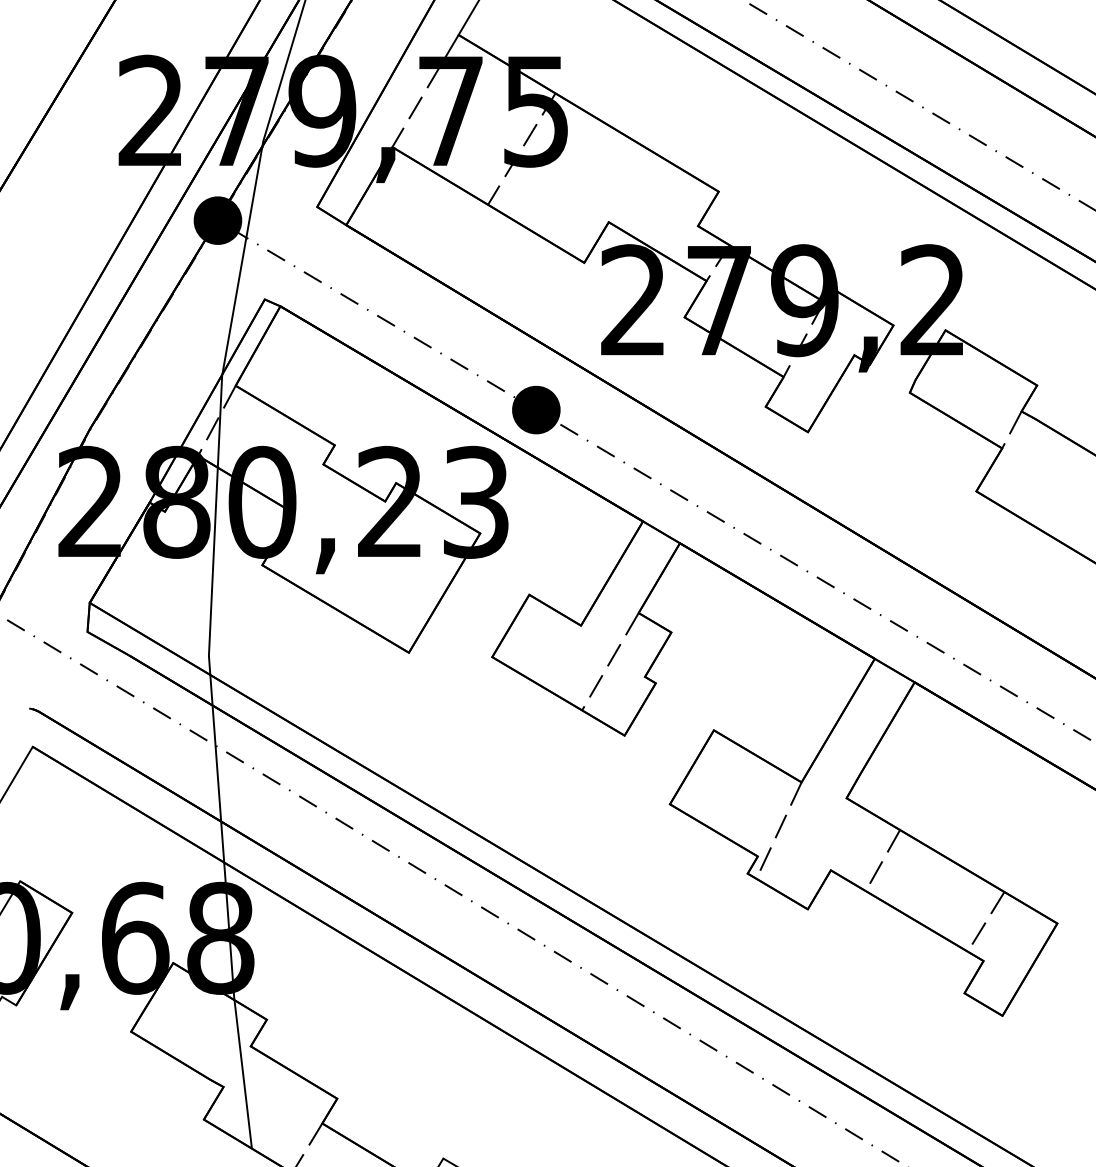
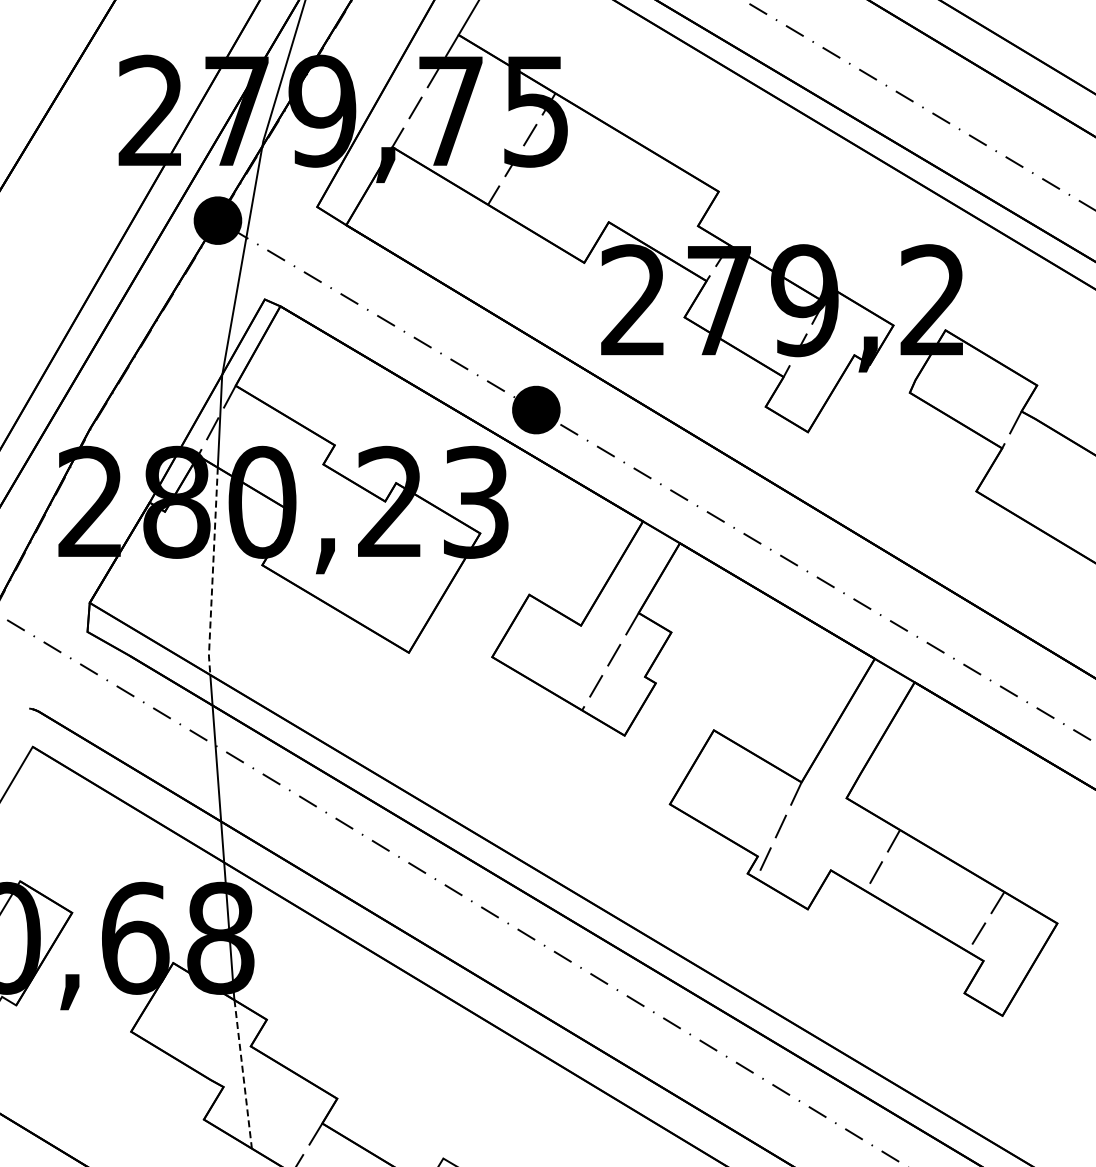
line: solid -> dashed (212, 572)
line: solid -> dashed (243, 1074)
